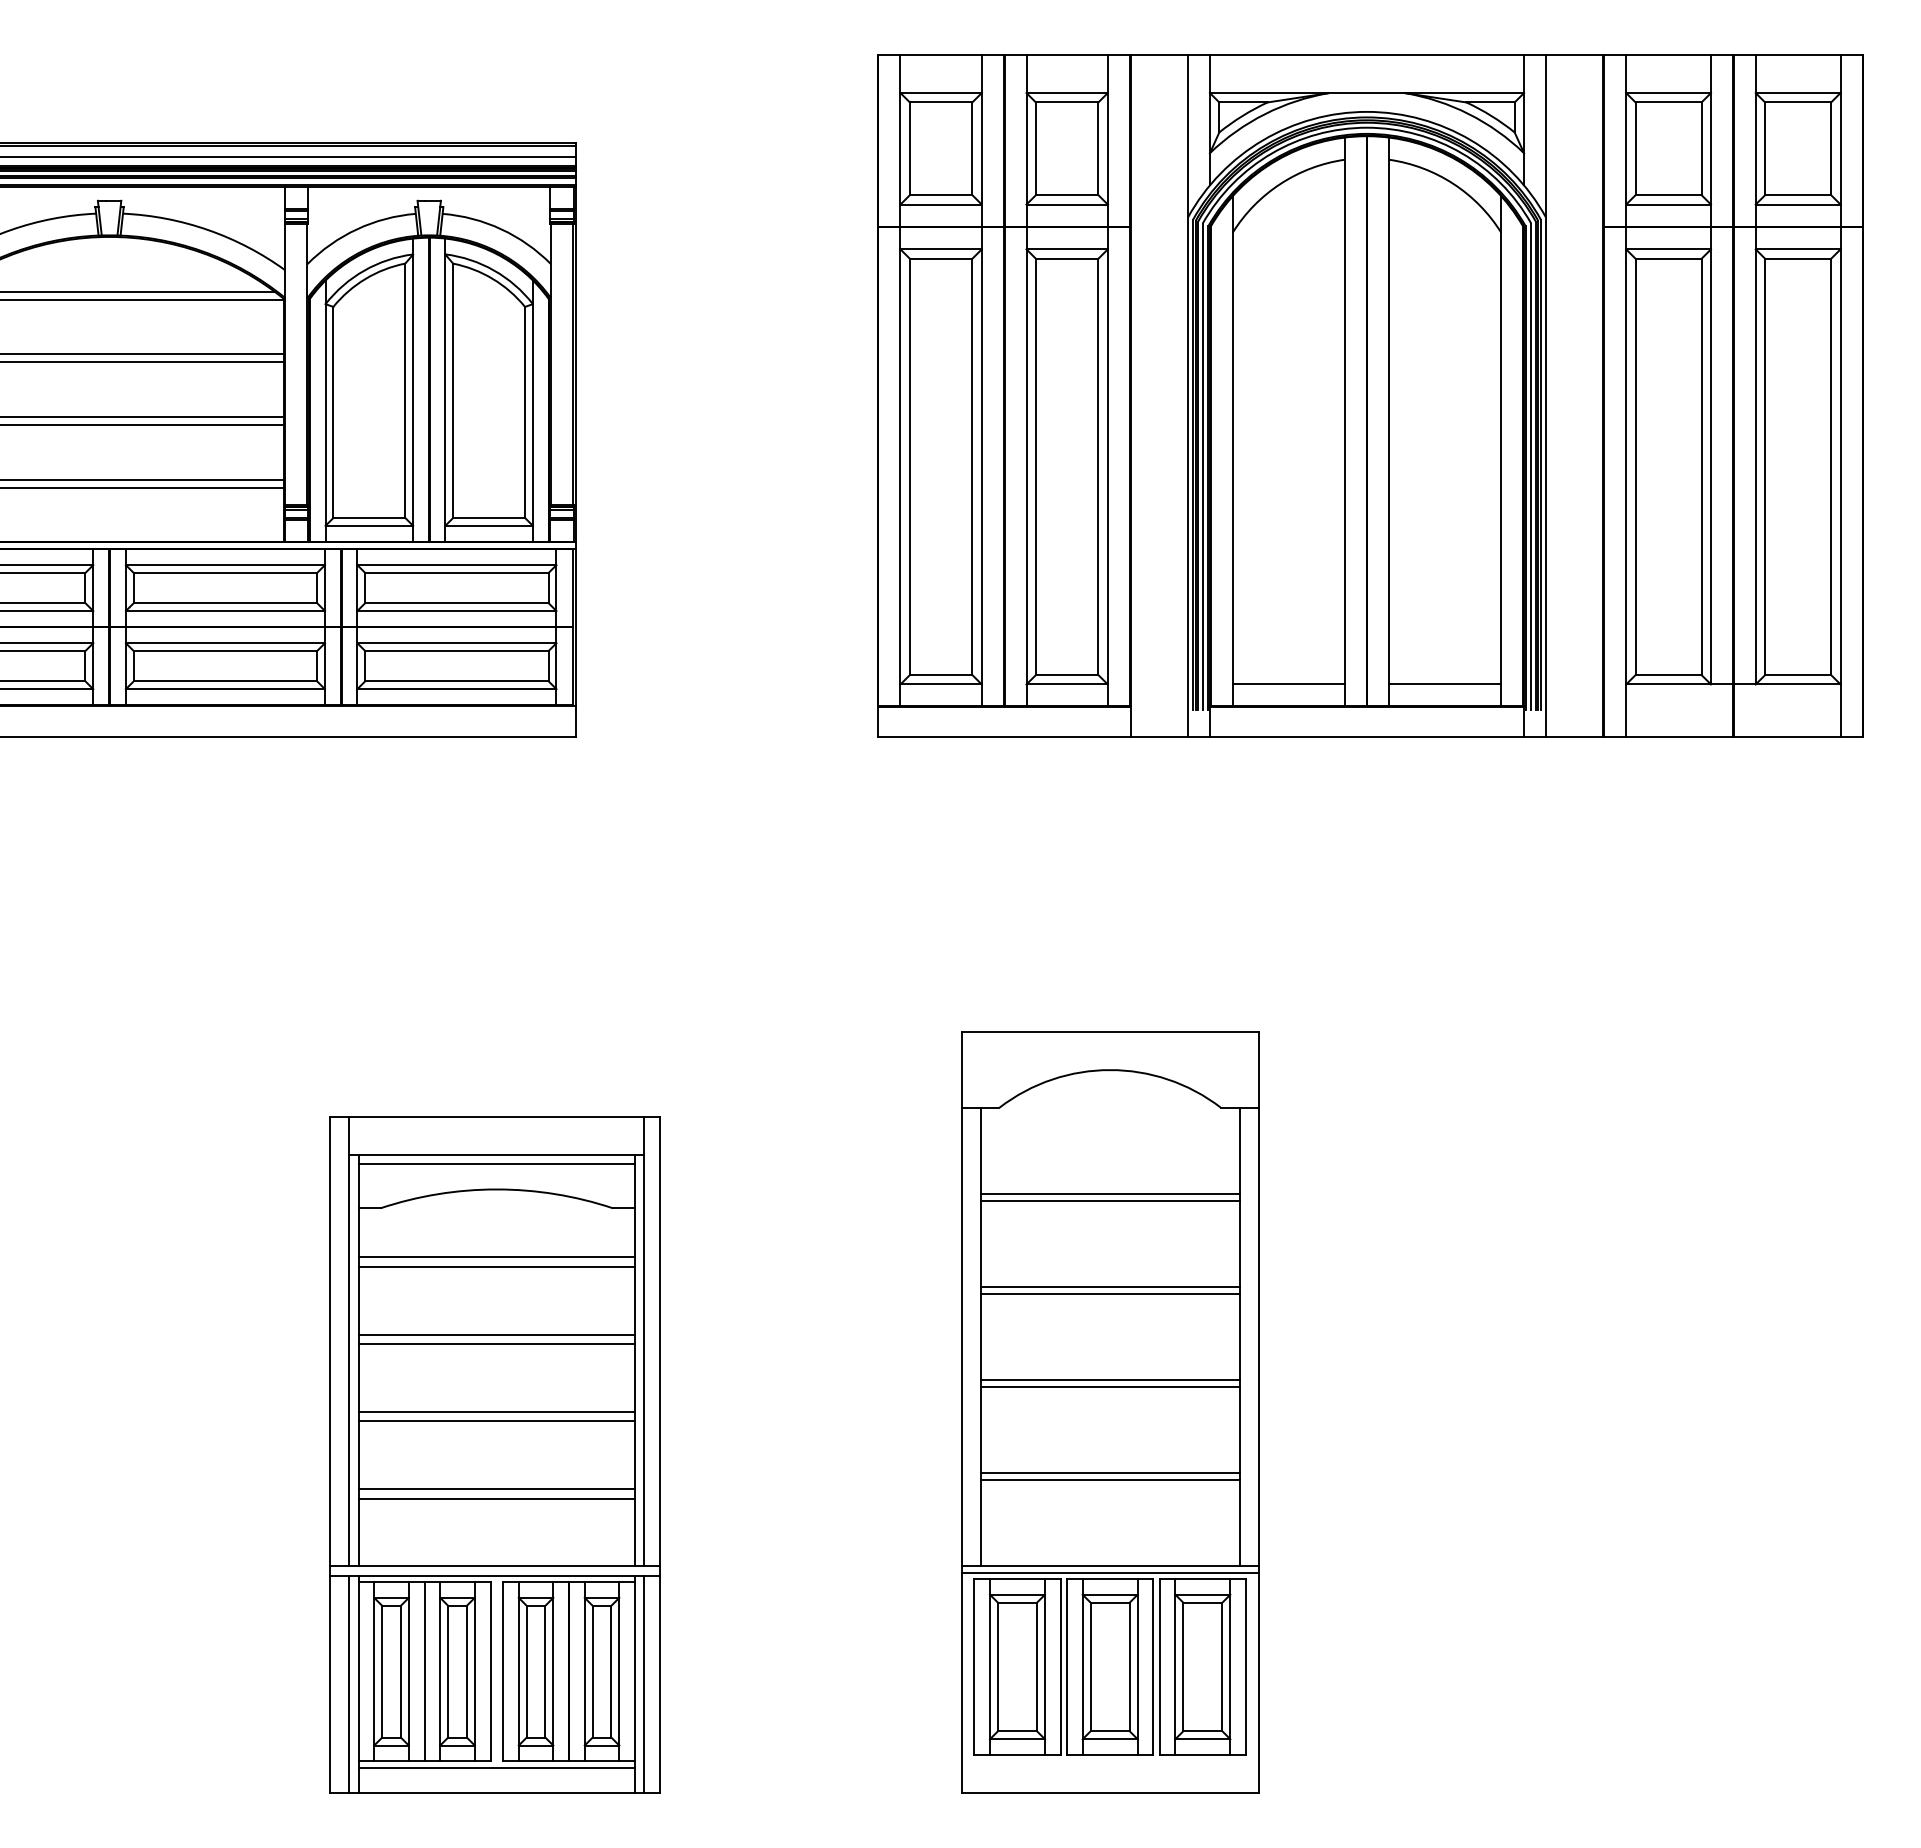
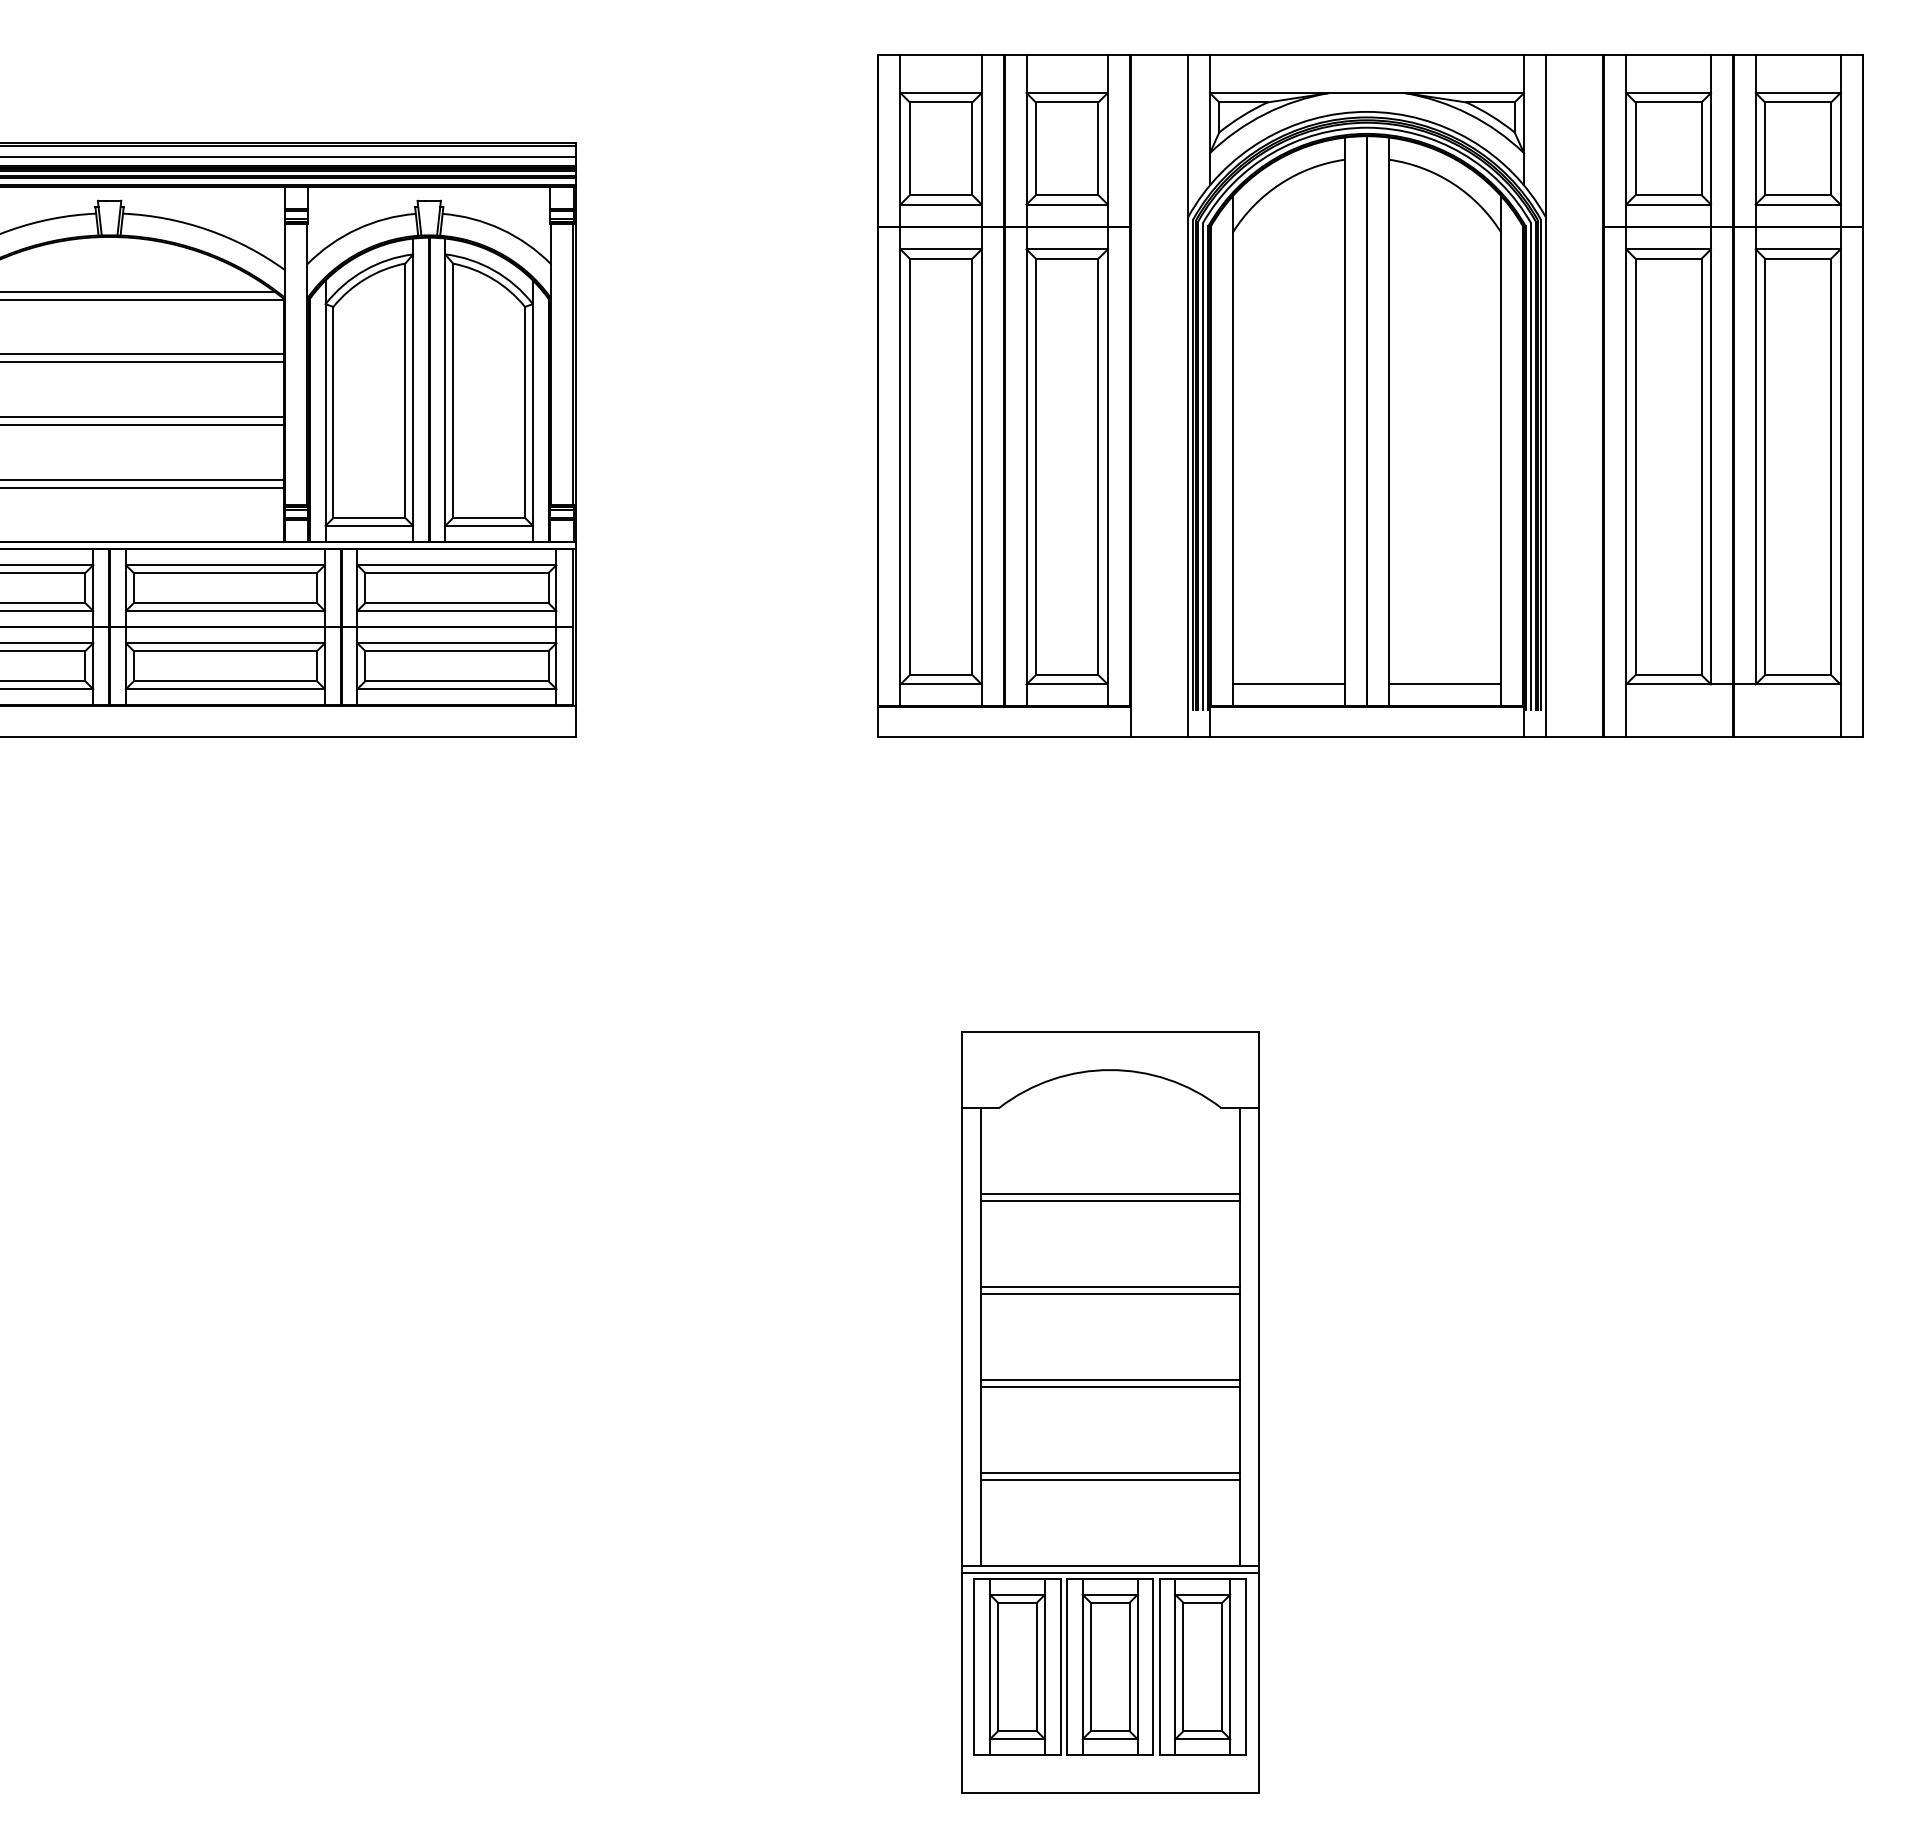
part: present -> none (494, 1454)
